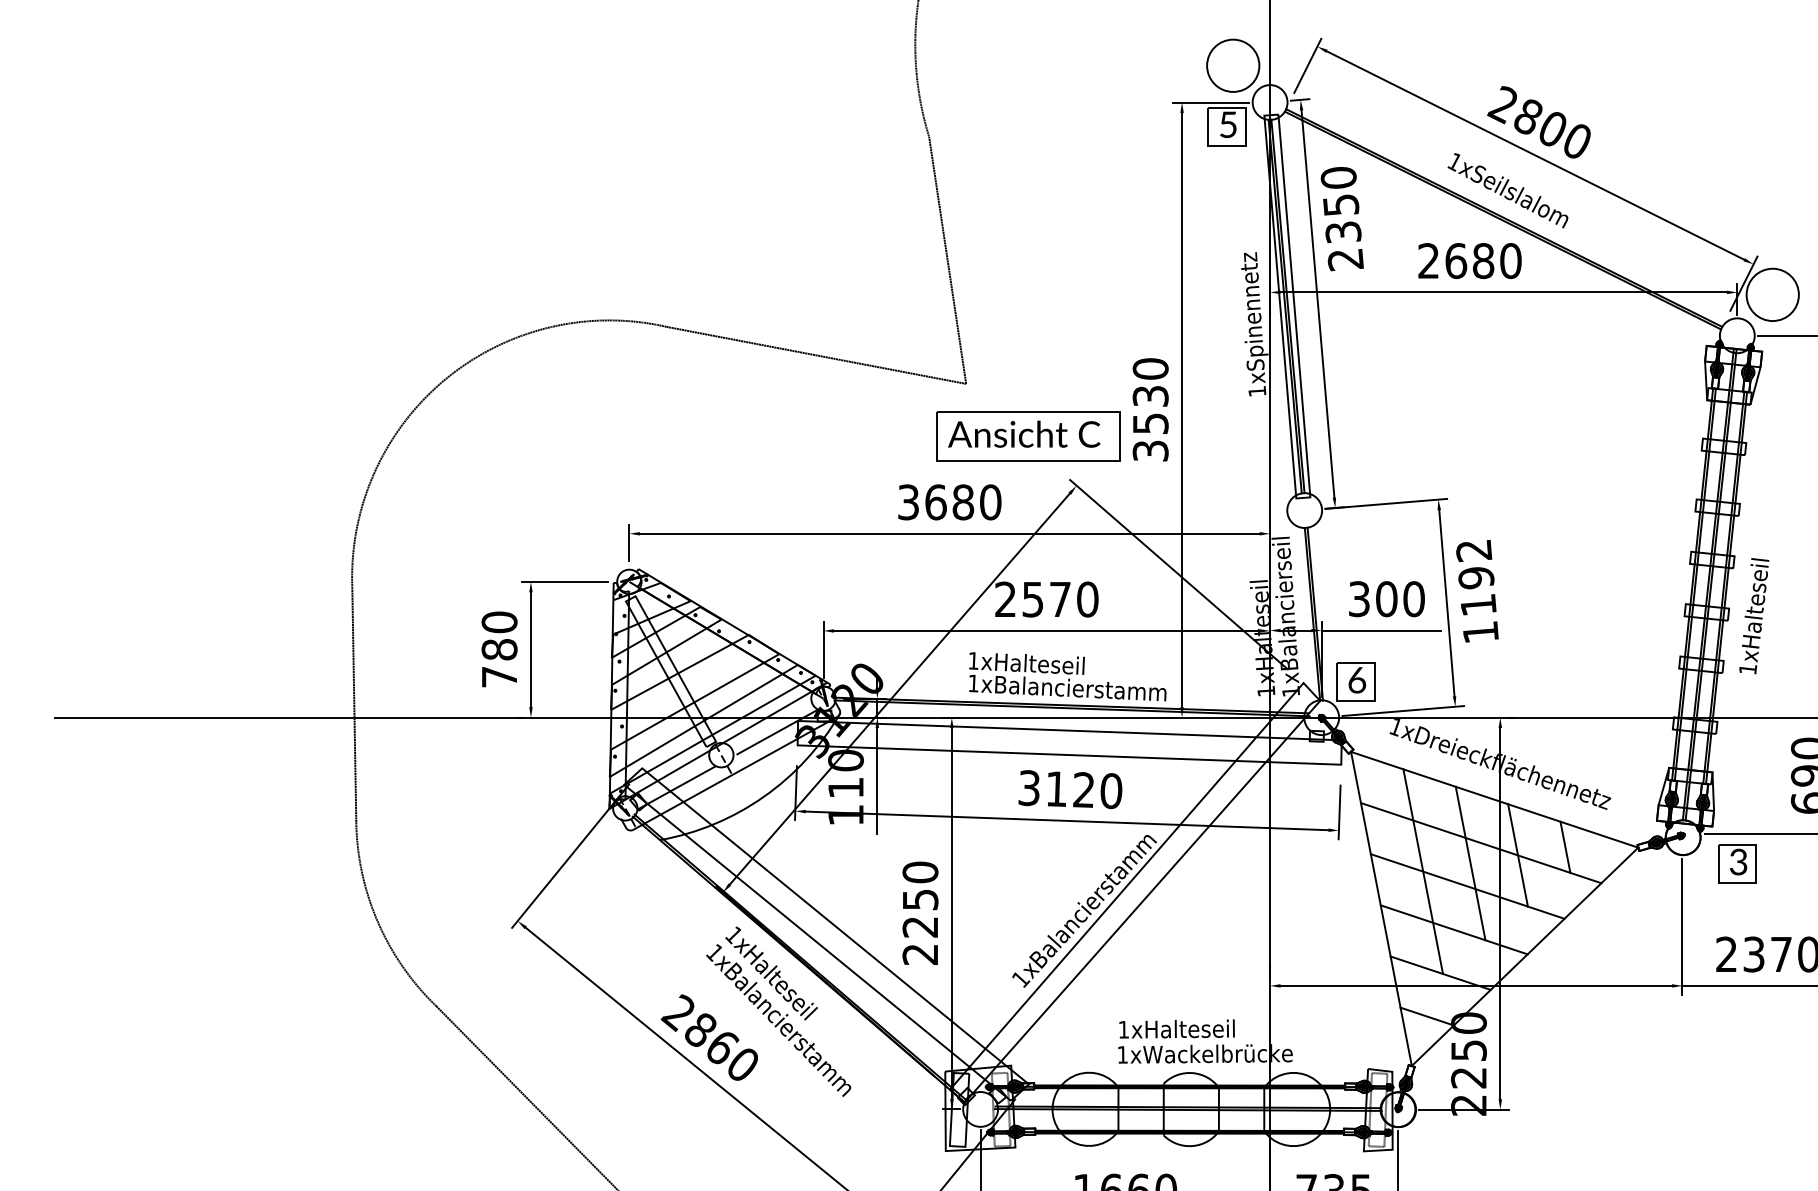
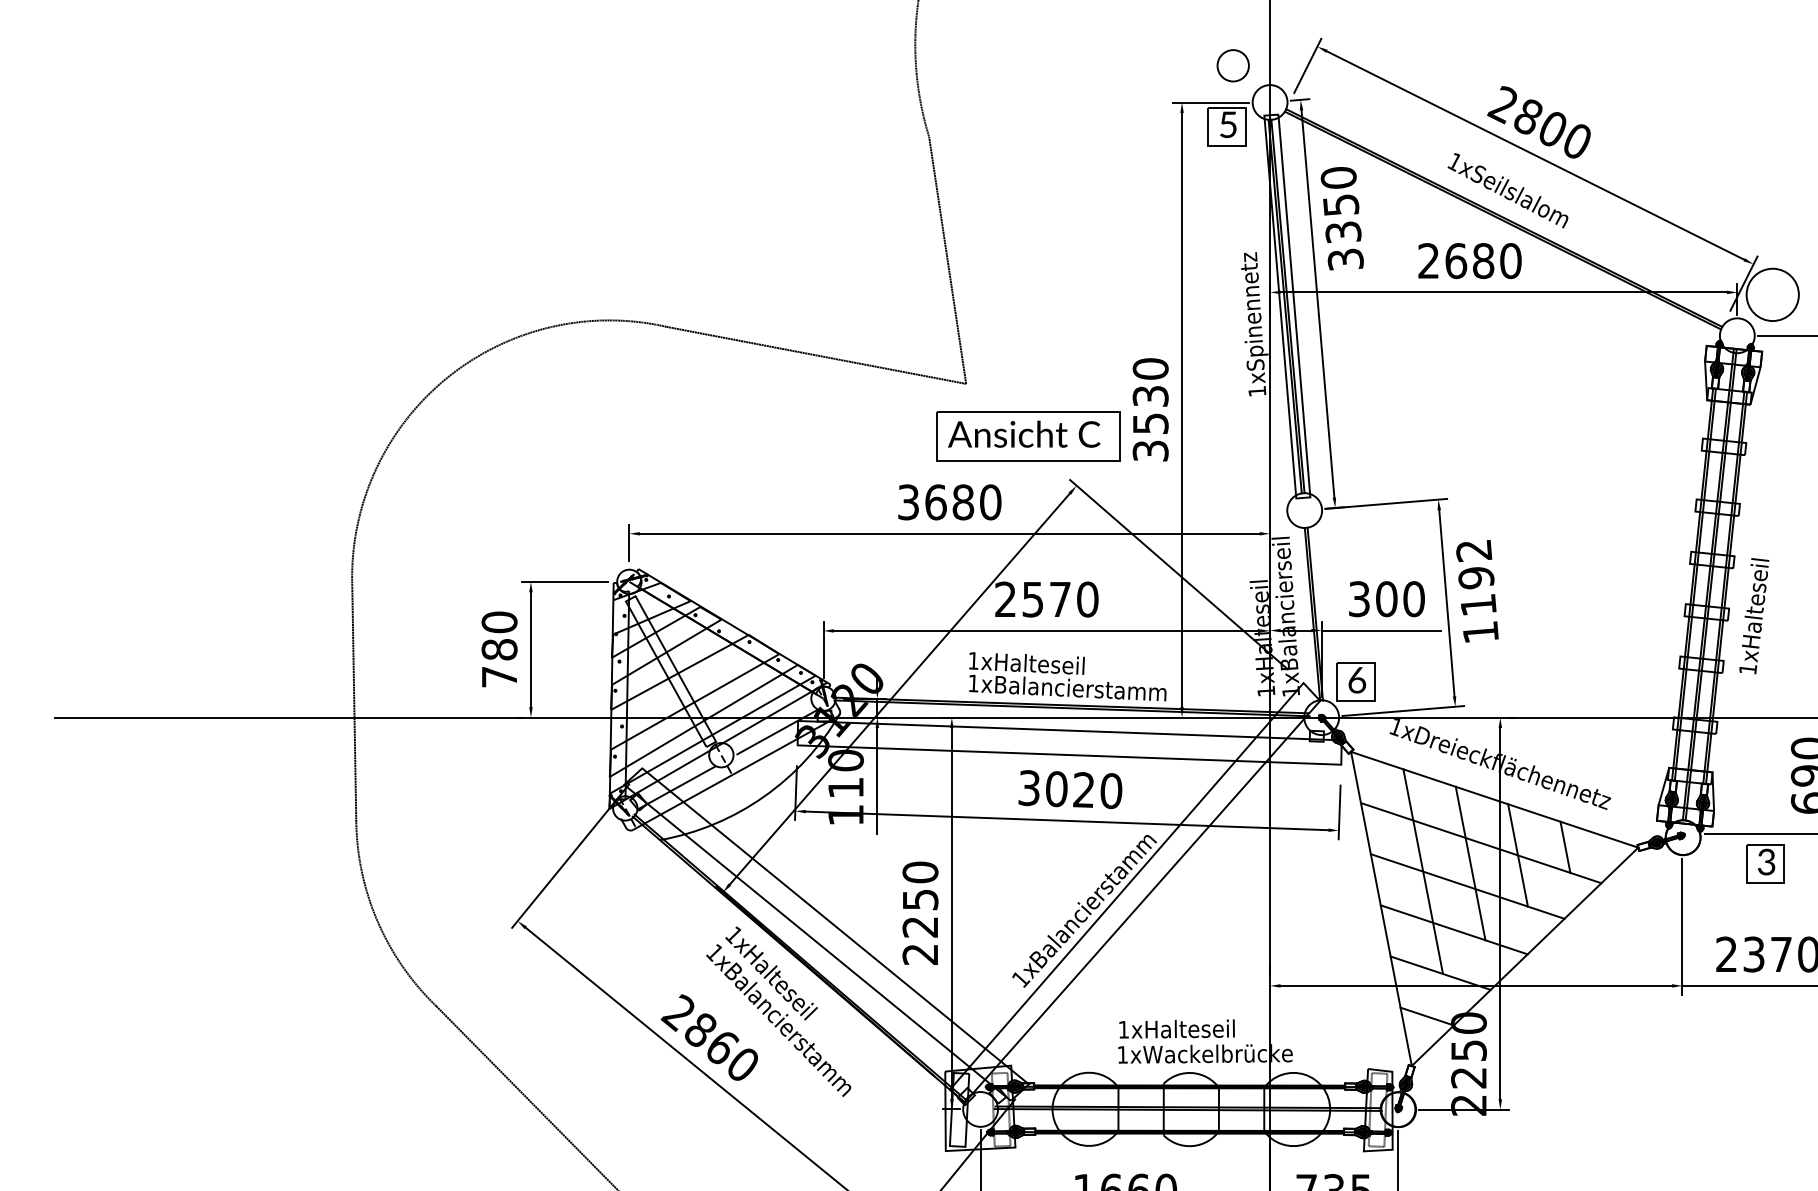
circle diameter: 52 px -> 31 px (1232, 65)
text: 2350 -> 3350 (1345, 259)
text: 3120 -> 3020 (1056, 789)
part position: (1737, 863) -> (1765, 863) (1765, 863)
